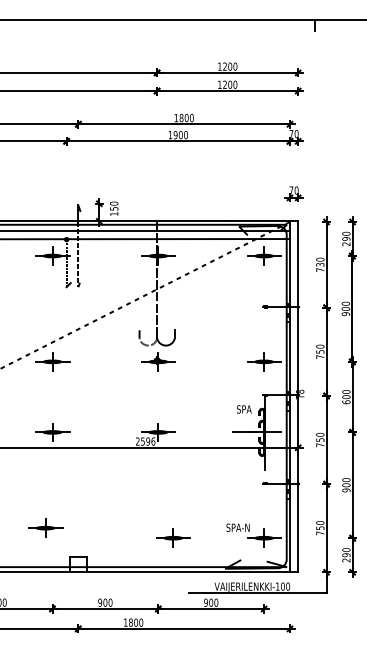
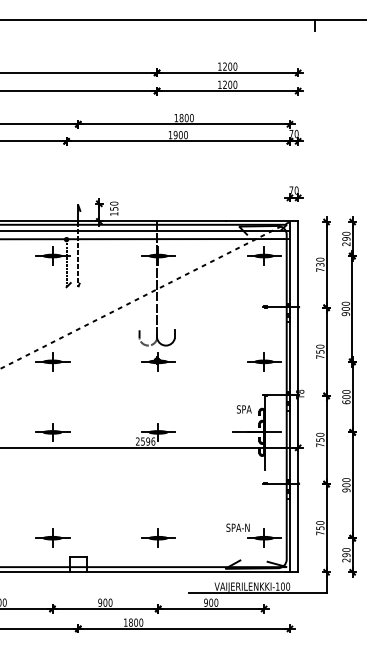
part position: (45, 527) -> (52, 537) (52, 537)
part position: (173, 537) -> (158, 537) (158, 537)
